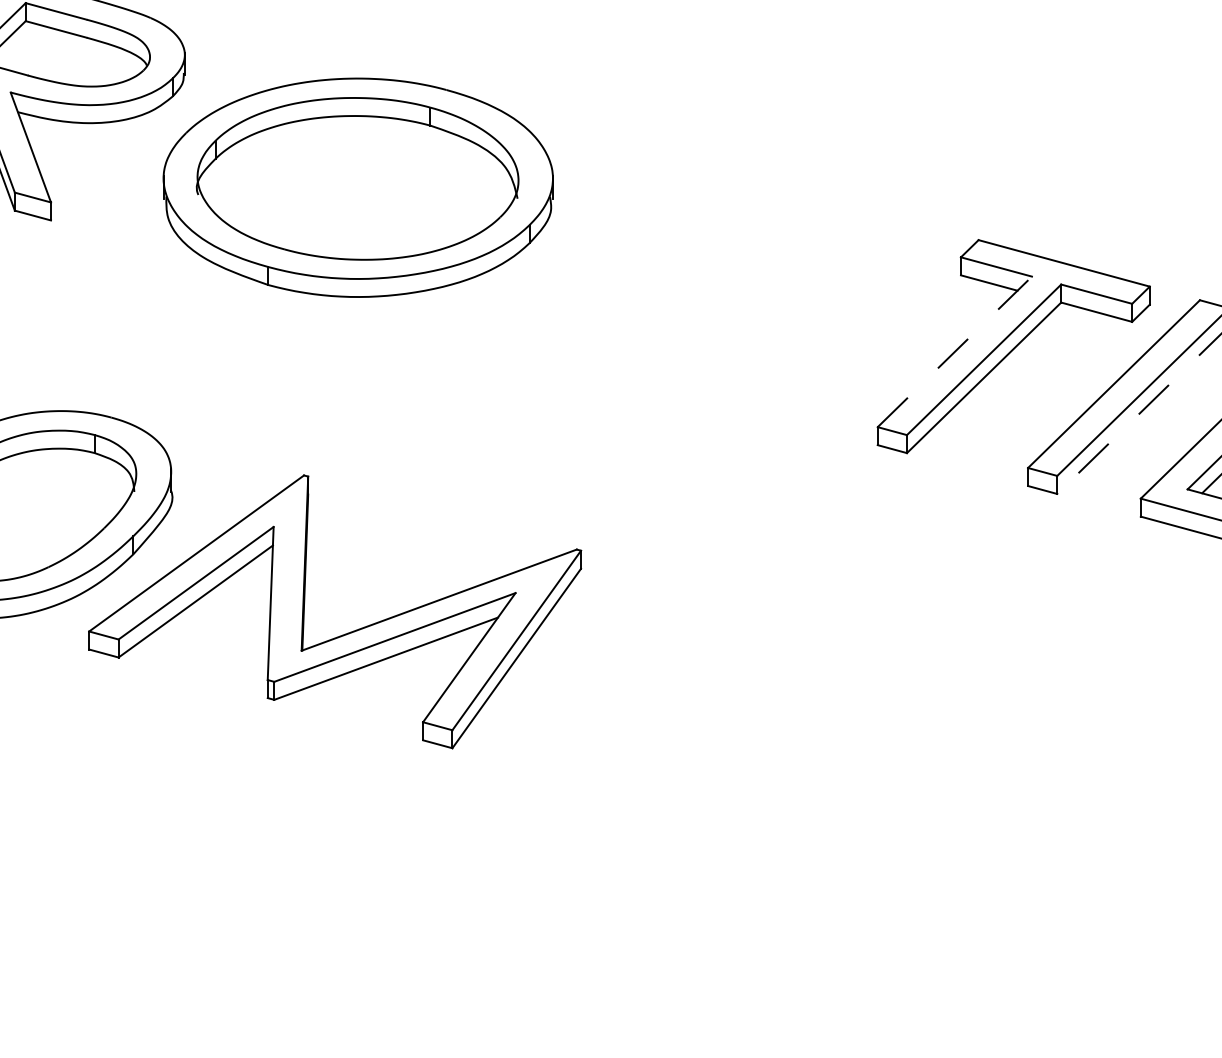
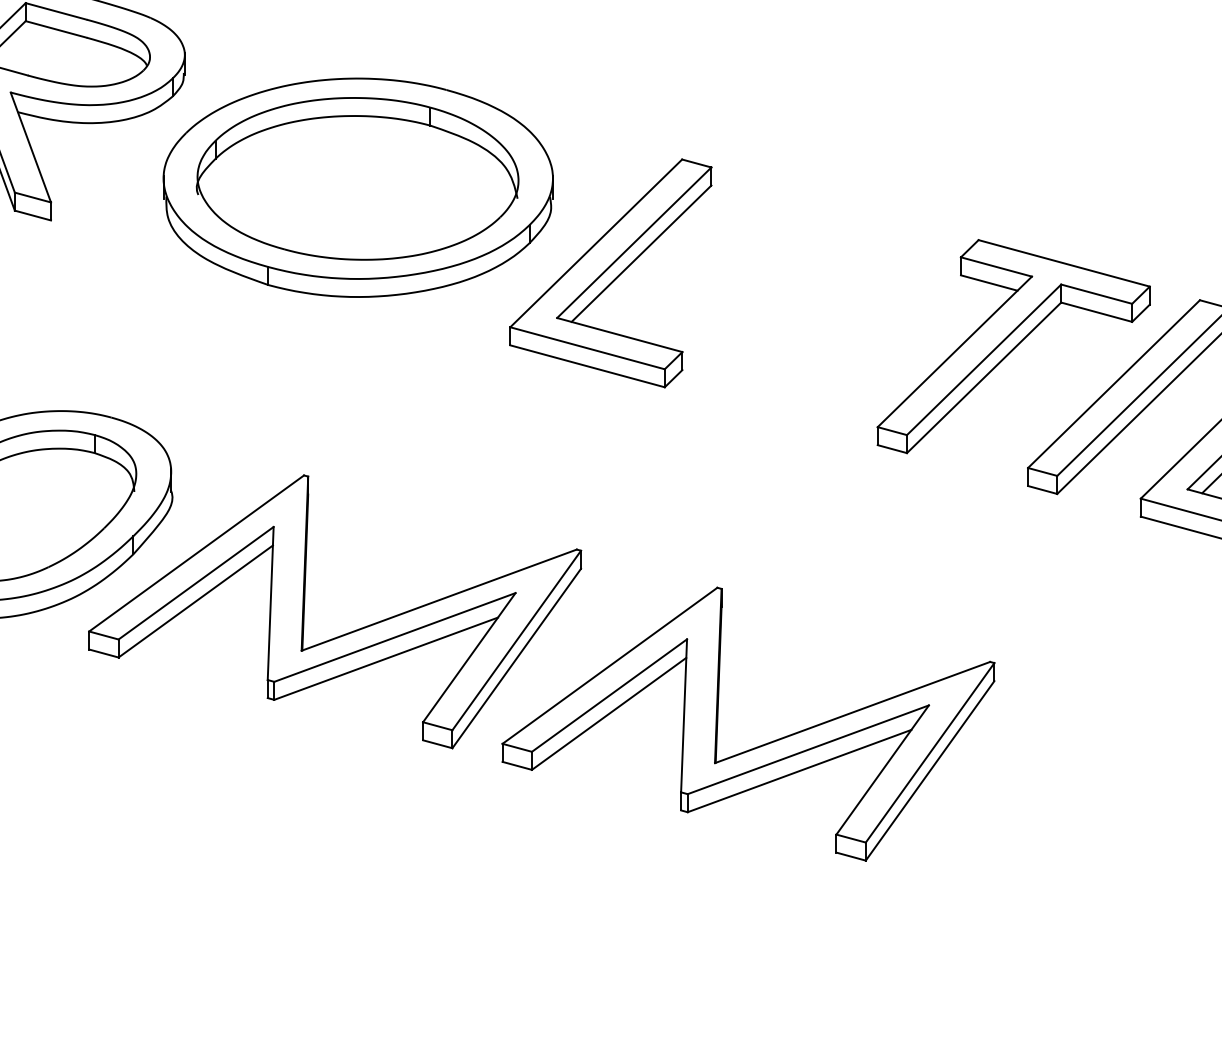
part: none -> present (610, 273)
line: dashed -> solid (954, 351)
line: dashed -> solid (1139, 413)
part: none -> present (756, 746)
